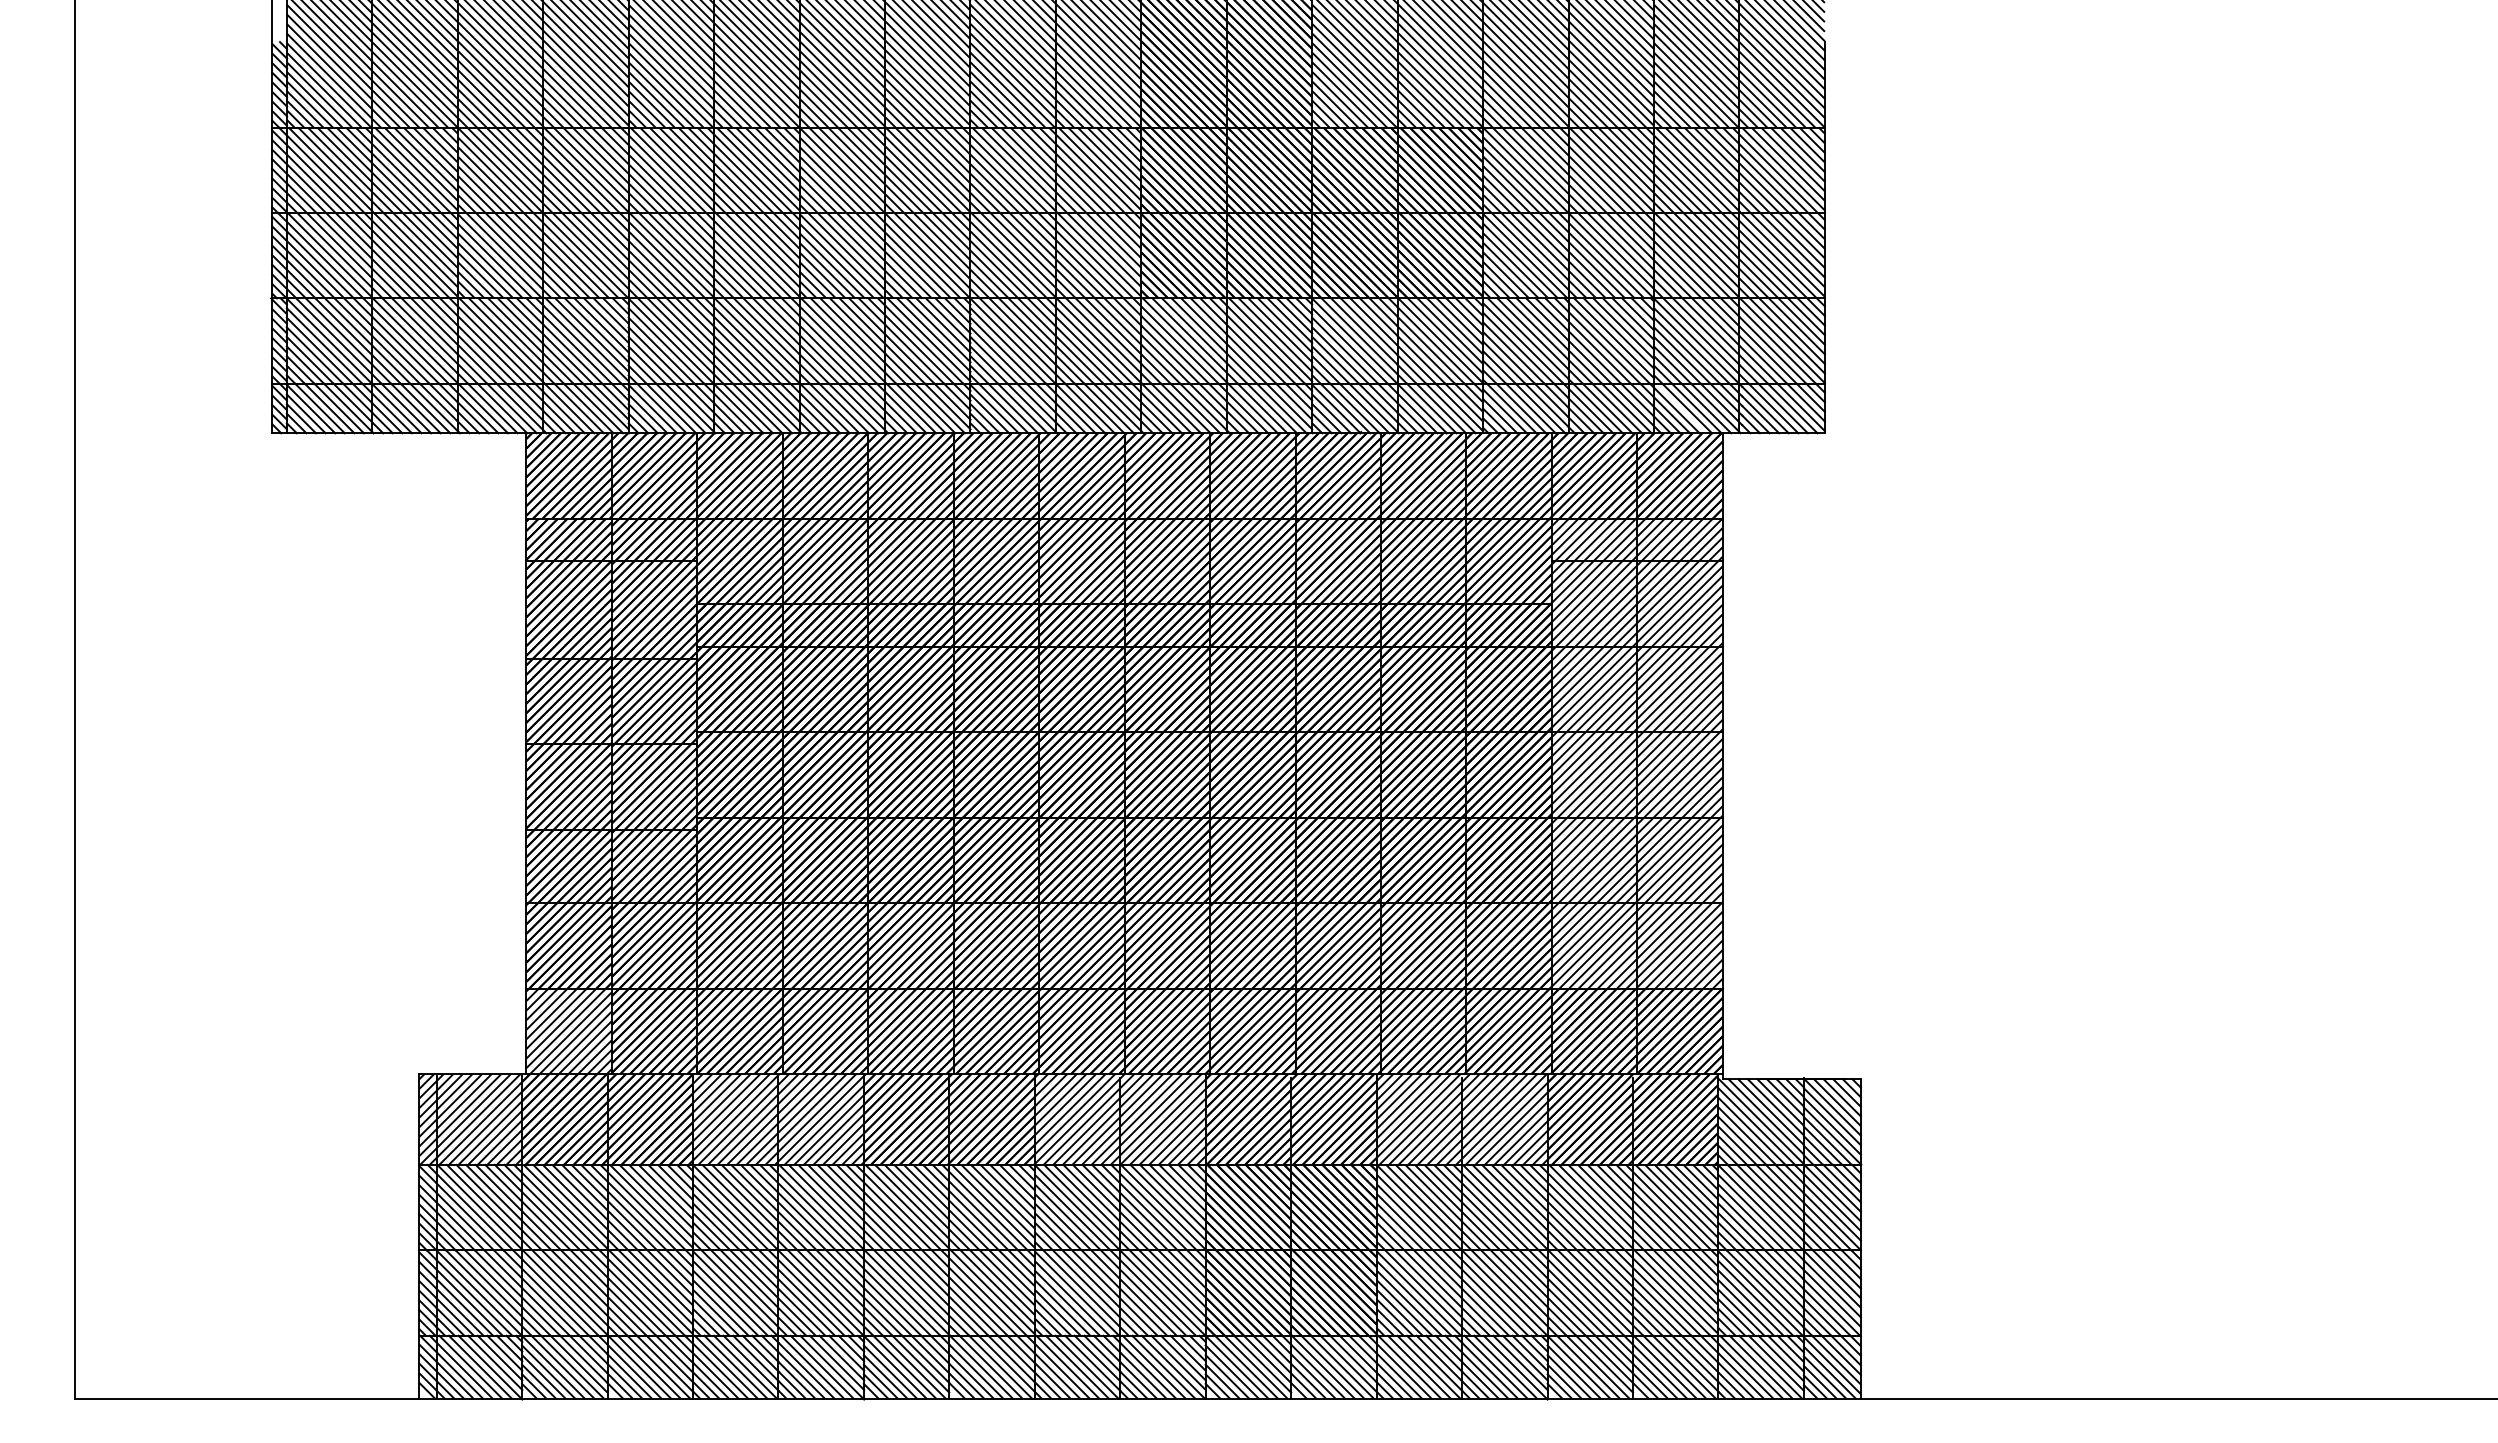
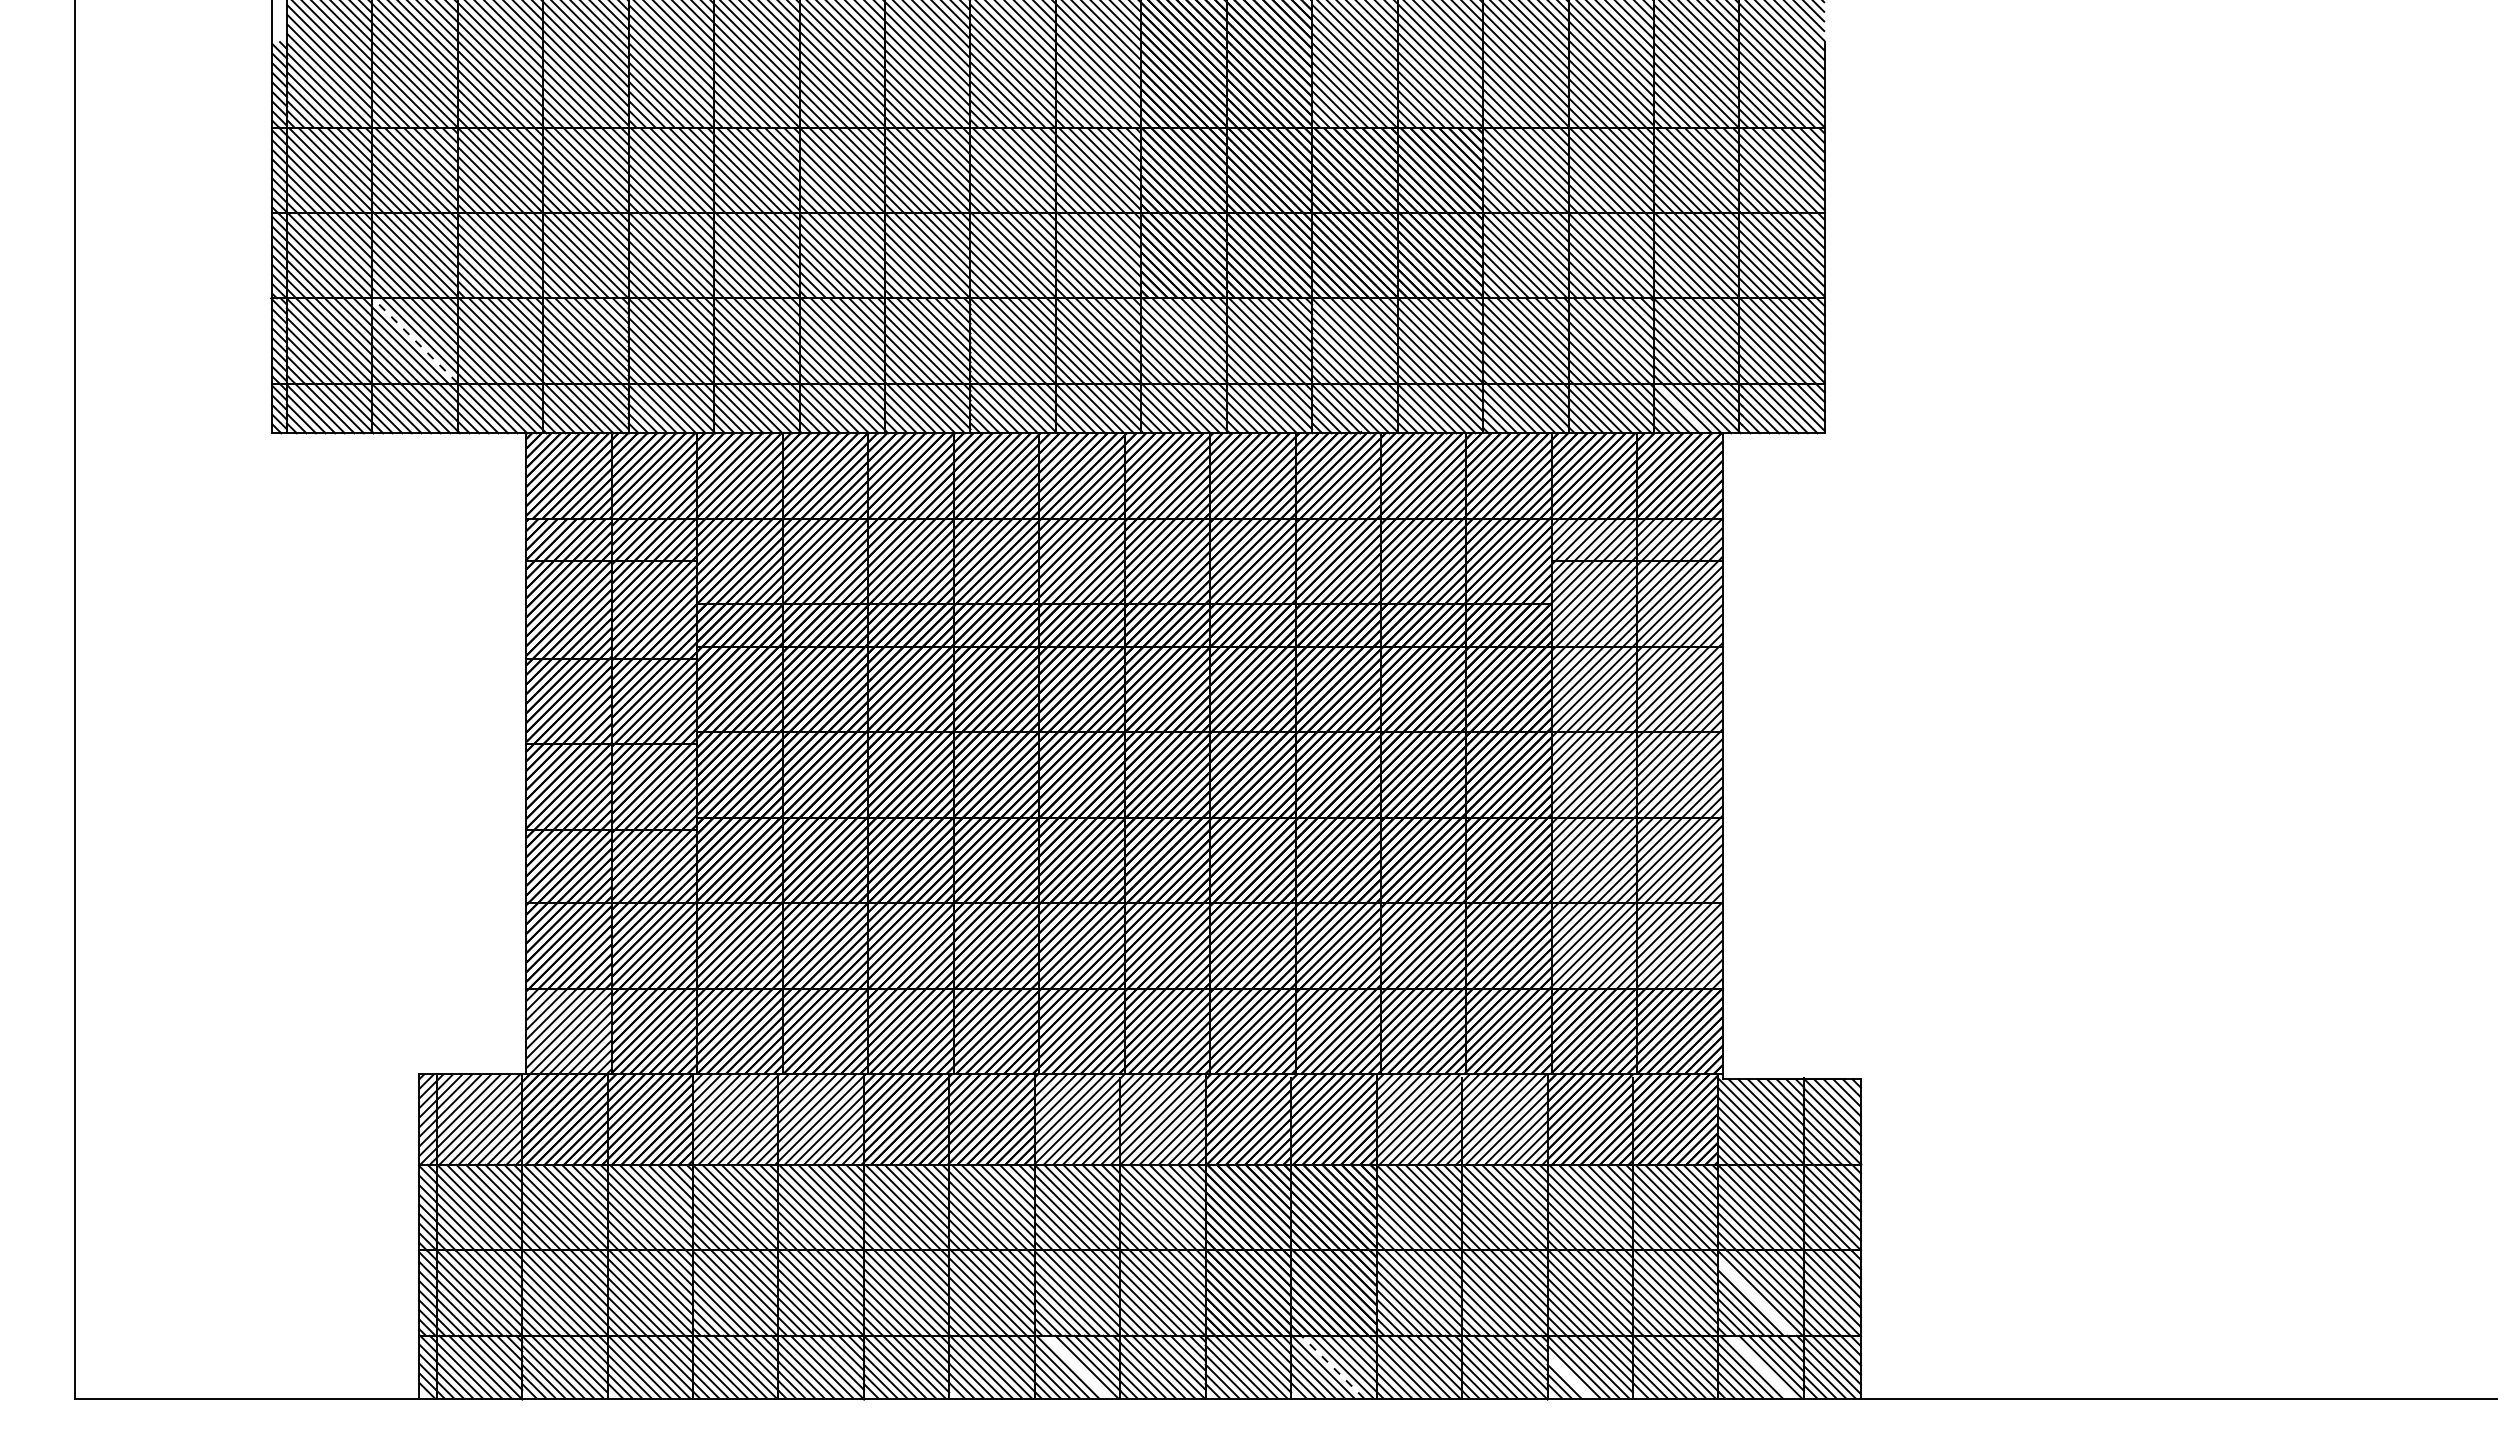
line: solid -> dashed (415, 340)
line: present -> none (1755, 1297)
line: present -> none (1077, 1366)
line: solid -> dashed (1332, 1366)
line: present -> none (1760, 1366)
line: present -> none (1569, 1376)
